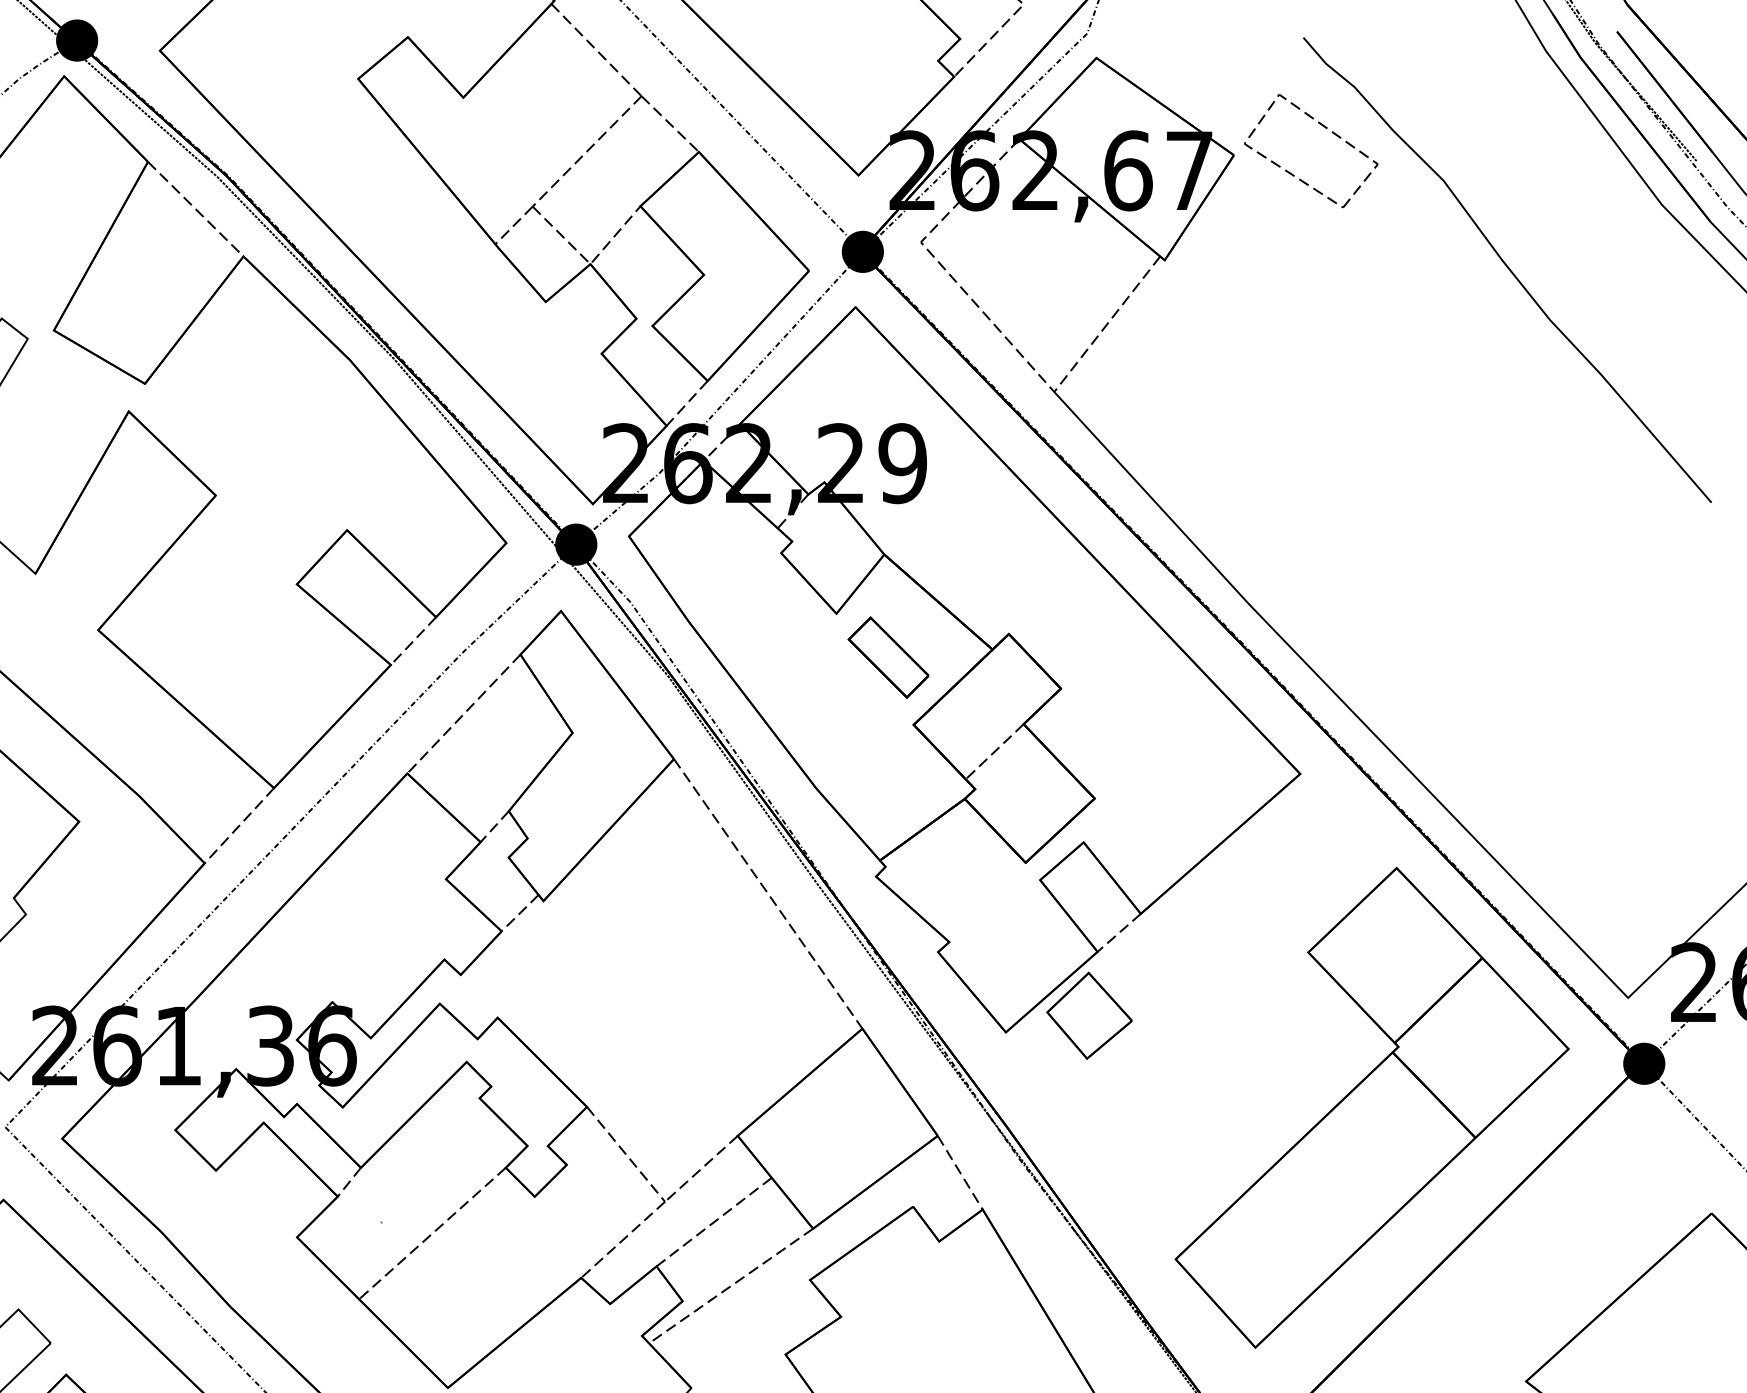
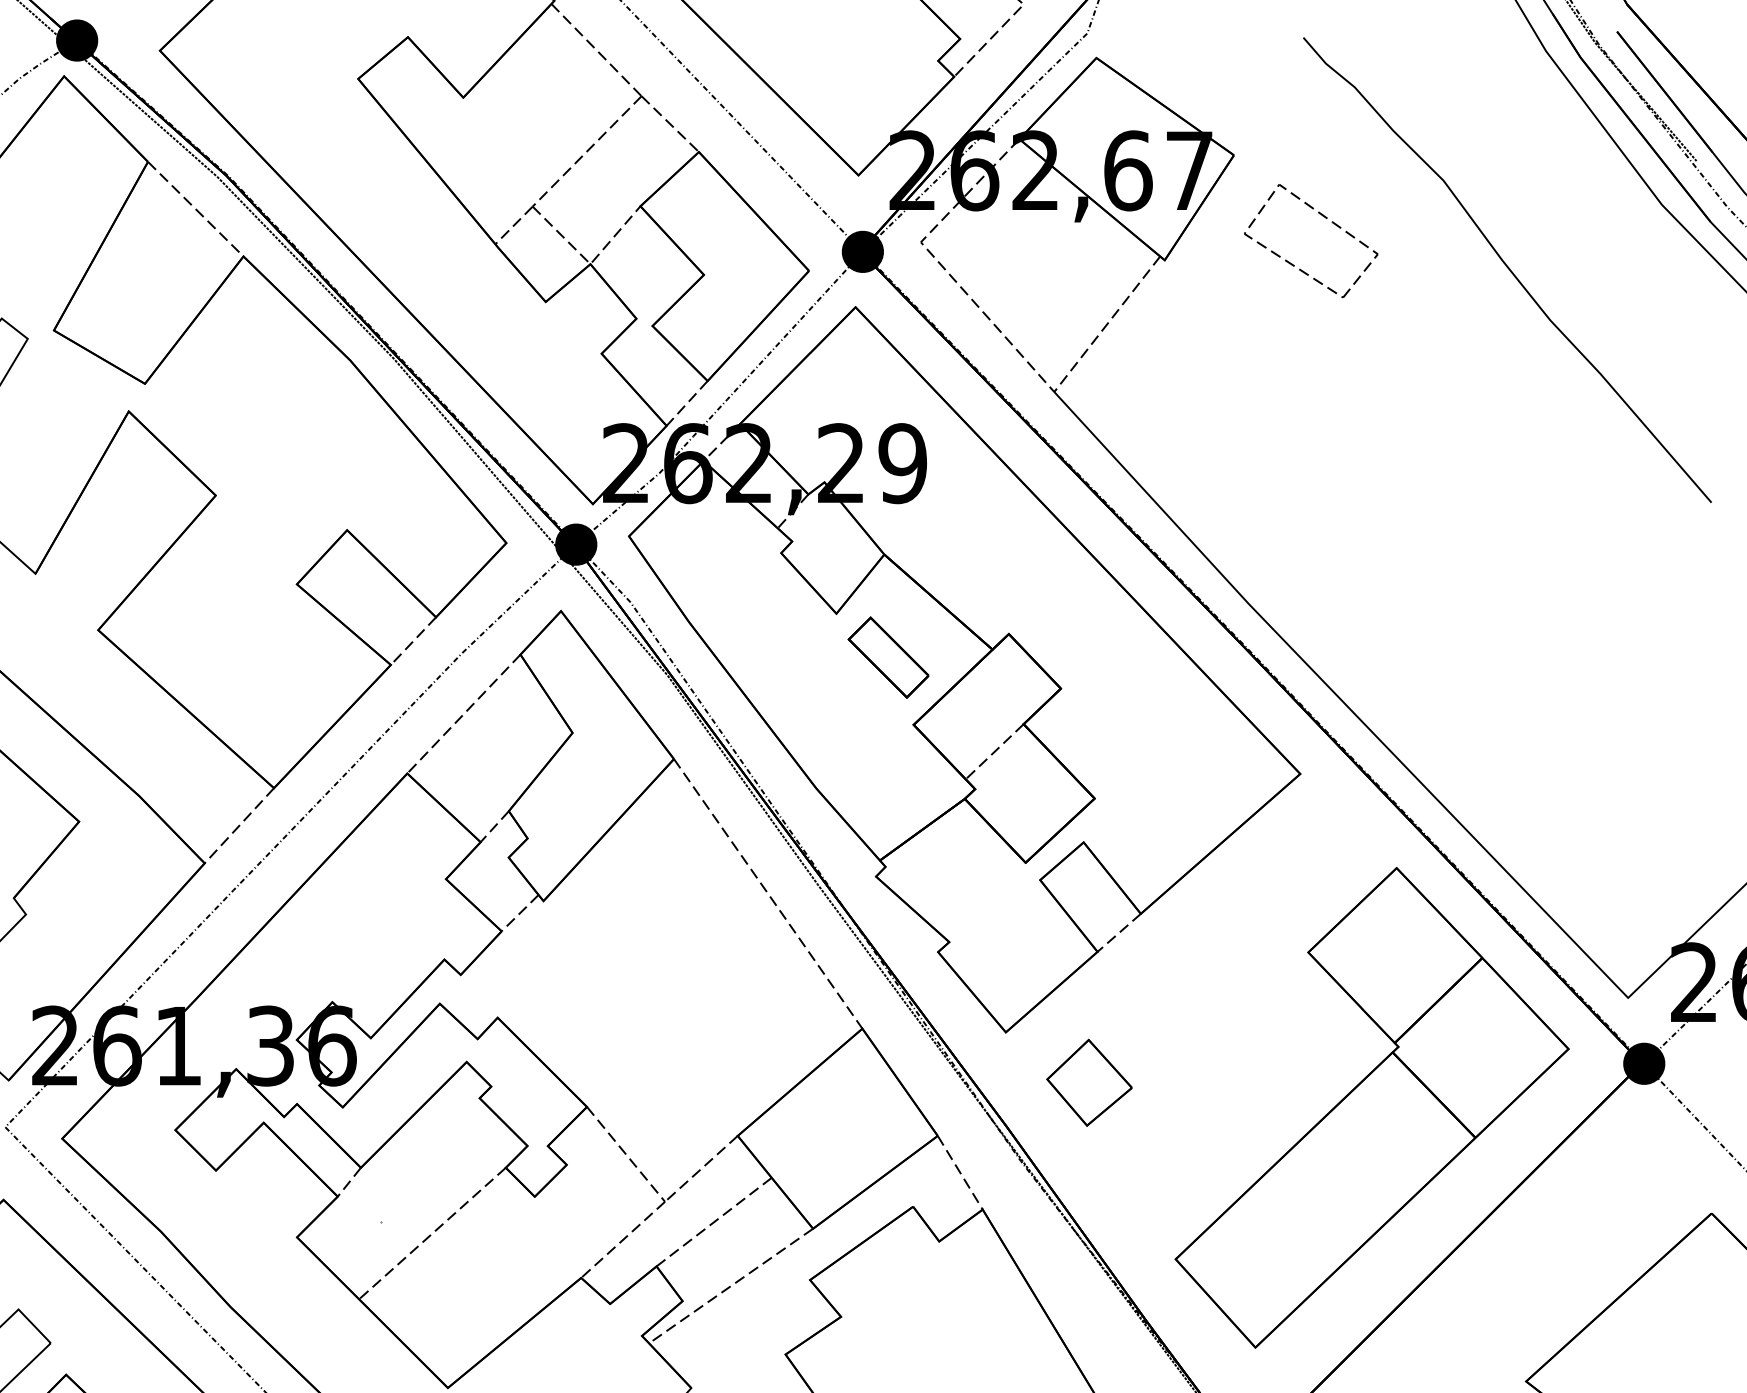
part position: (1326, 129) -> (1326, 219) (1326, 219)
part position: (1089, 1015) -> (1089, 1082) (1089, 1082)
